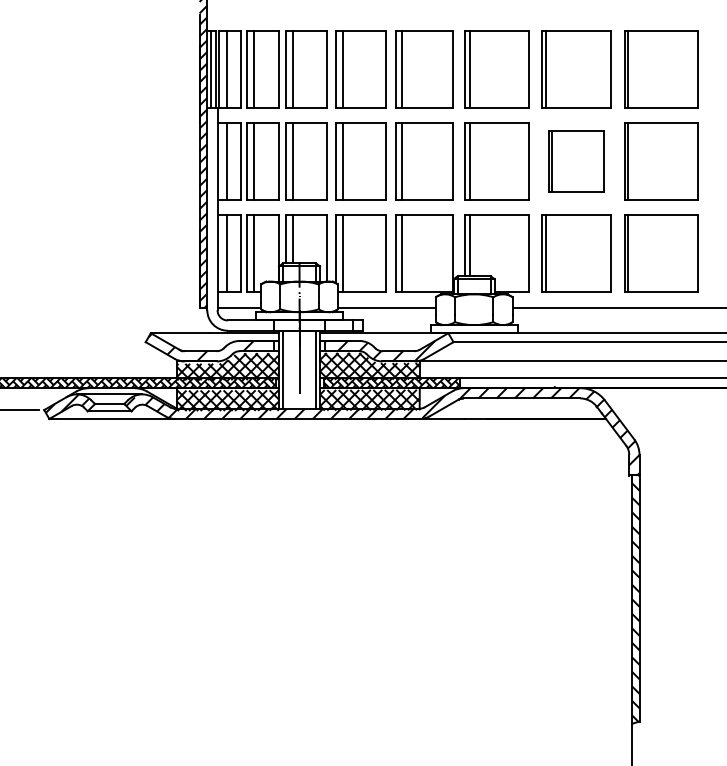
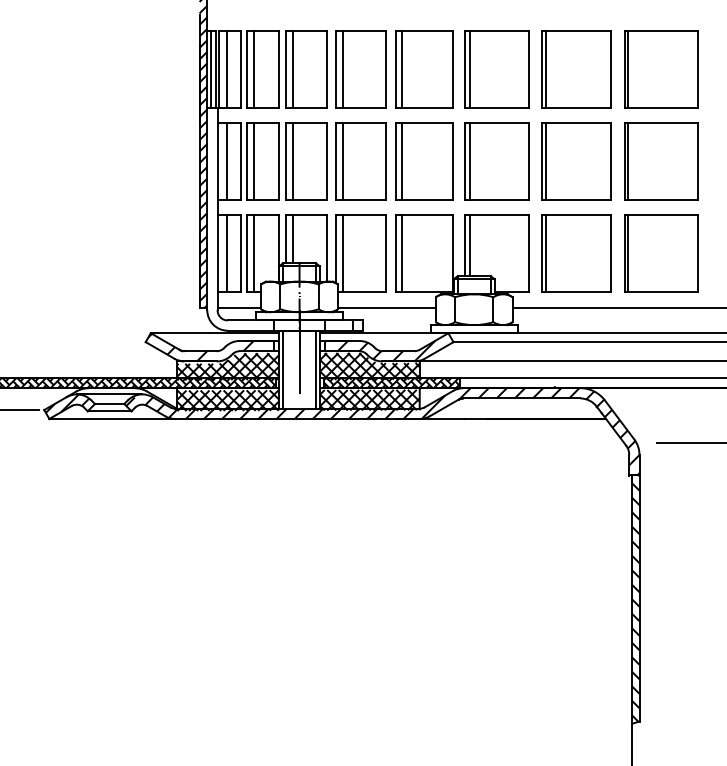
part size: 57x63 px -> 71x79 px (576, 161)
line: none -> present (690, 443)
